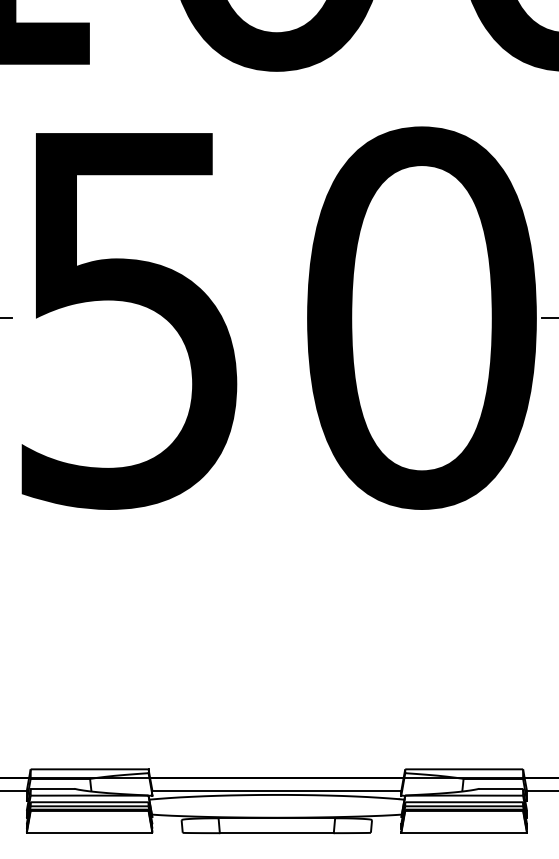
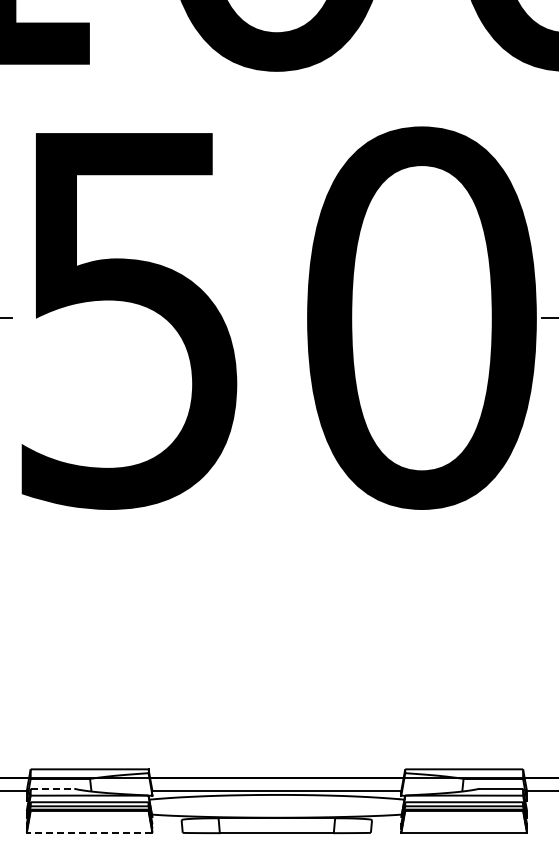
line: solid -> dashed (52, 788)
line: solid -> dashed (89, 833)
